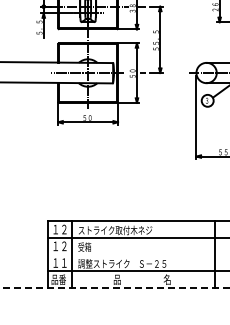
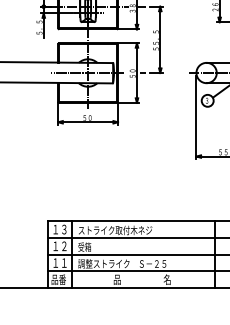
text: １２ -> １３ (64, 230)
line: none -> present (136, 254)
line: dashed -> solid (115, 288)
